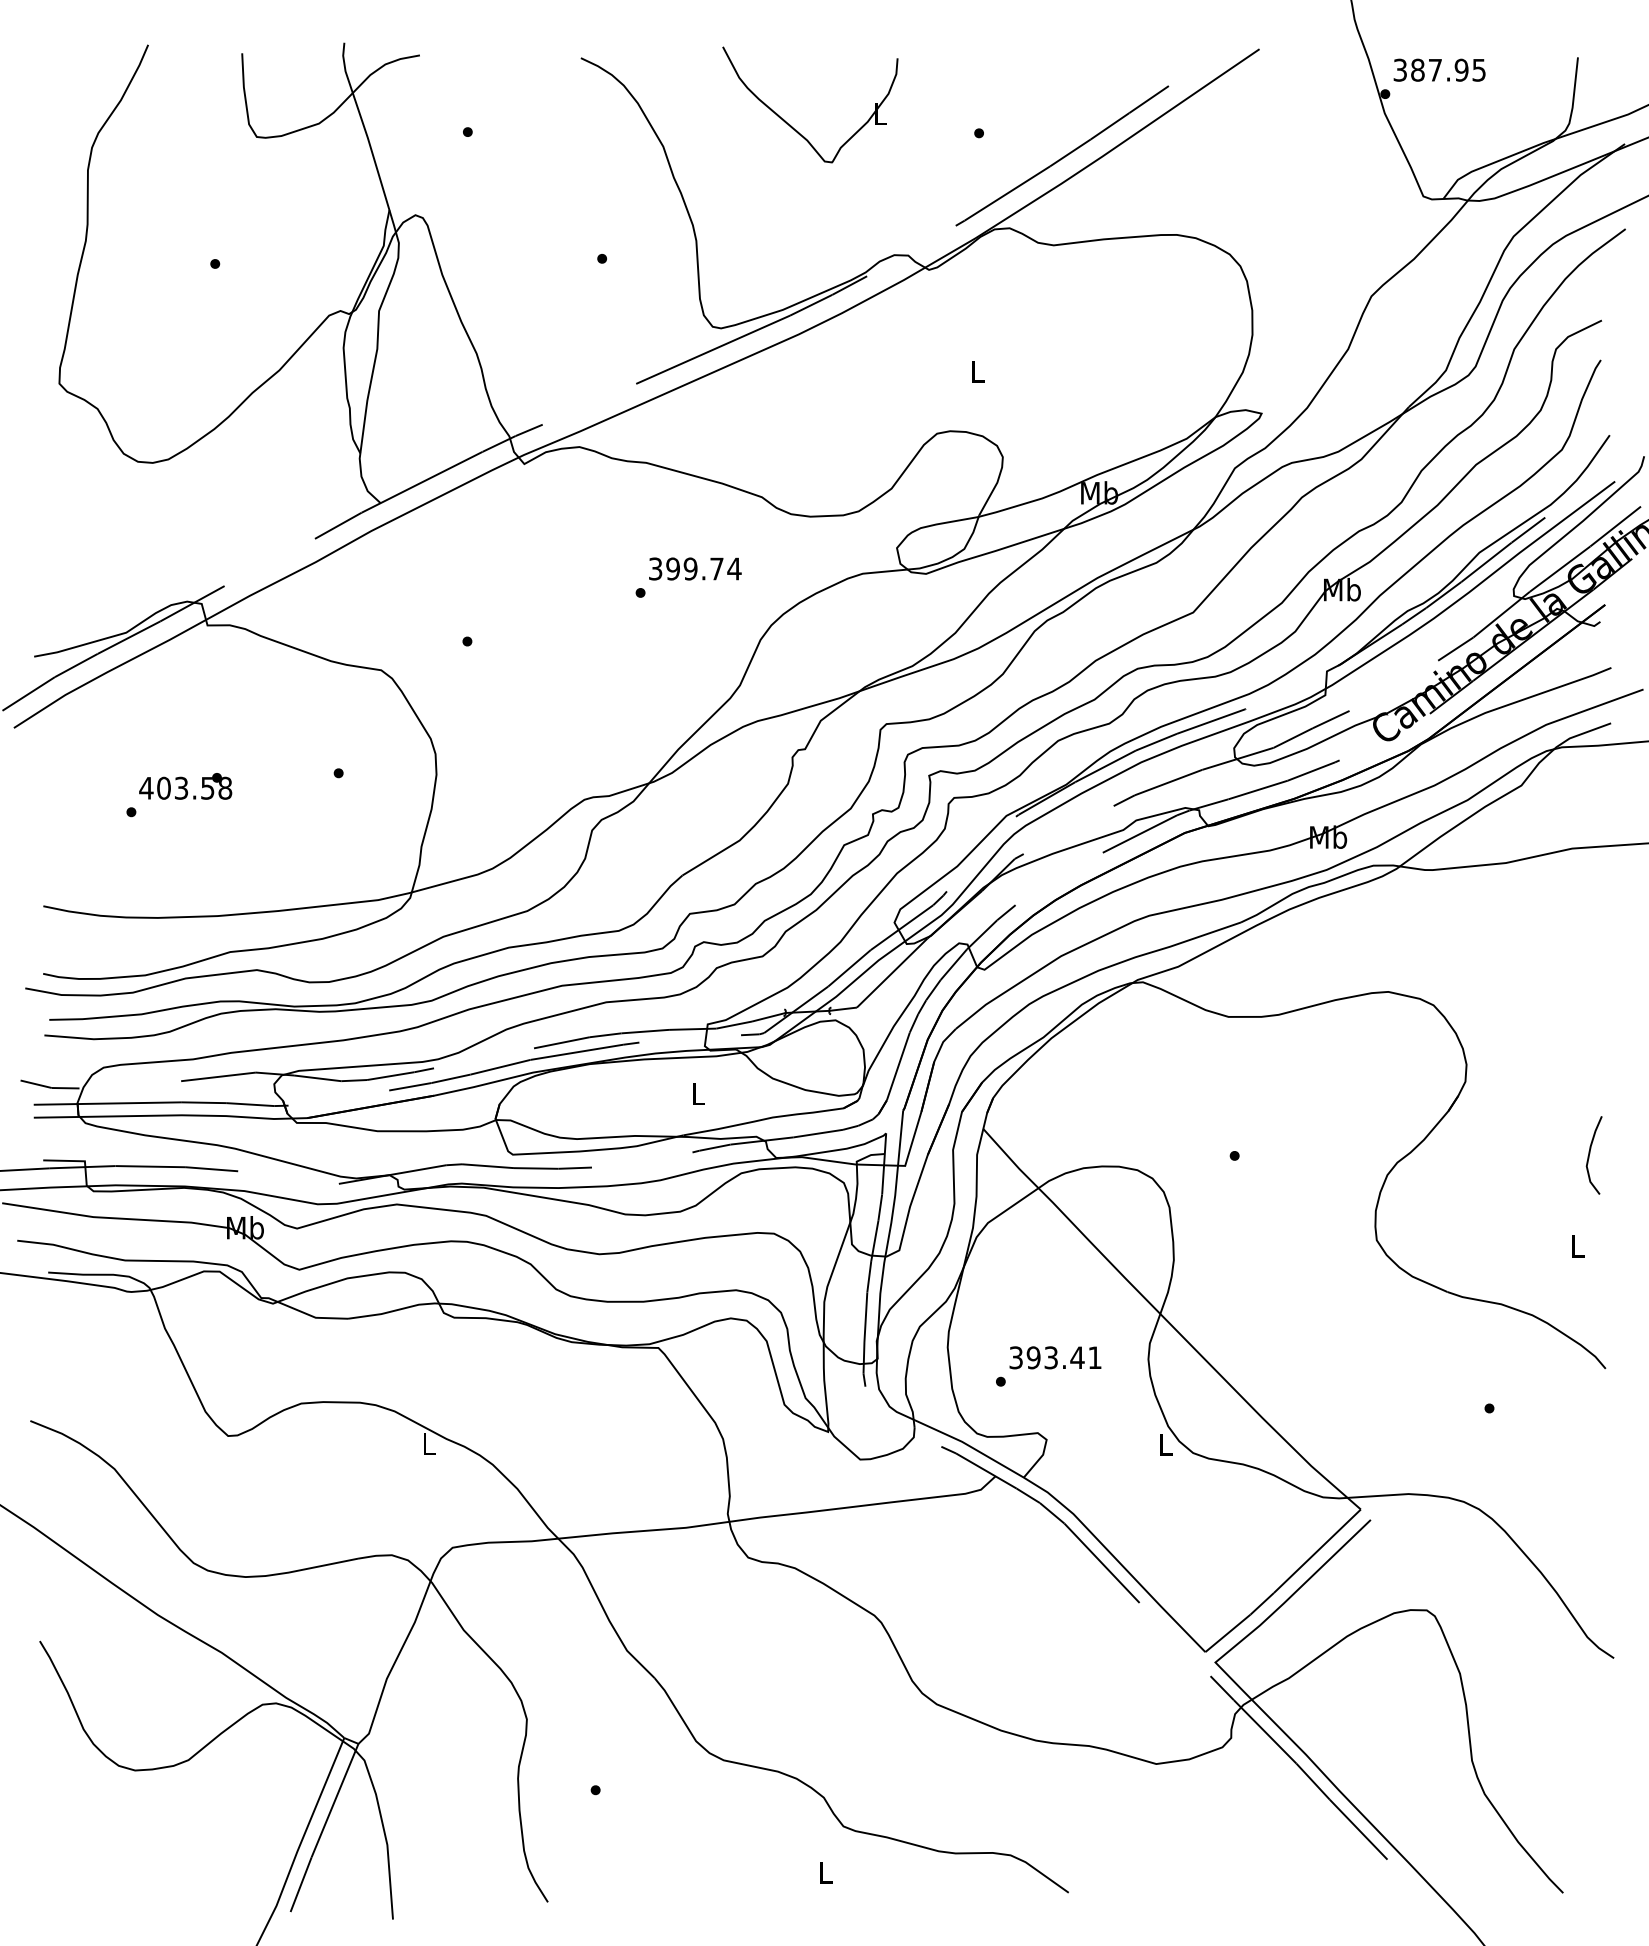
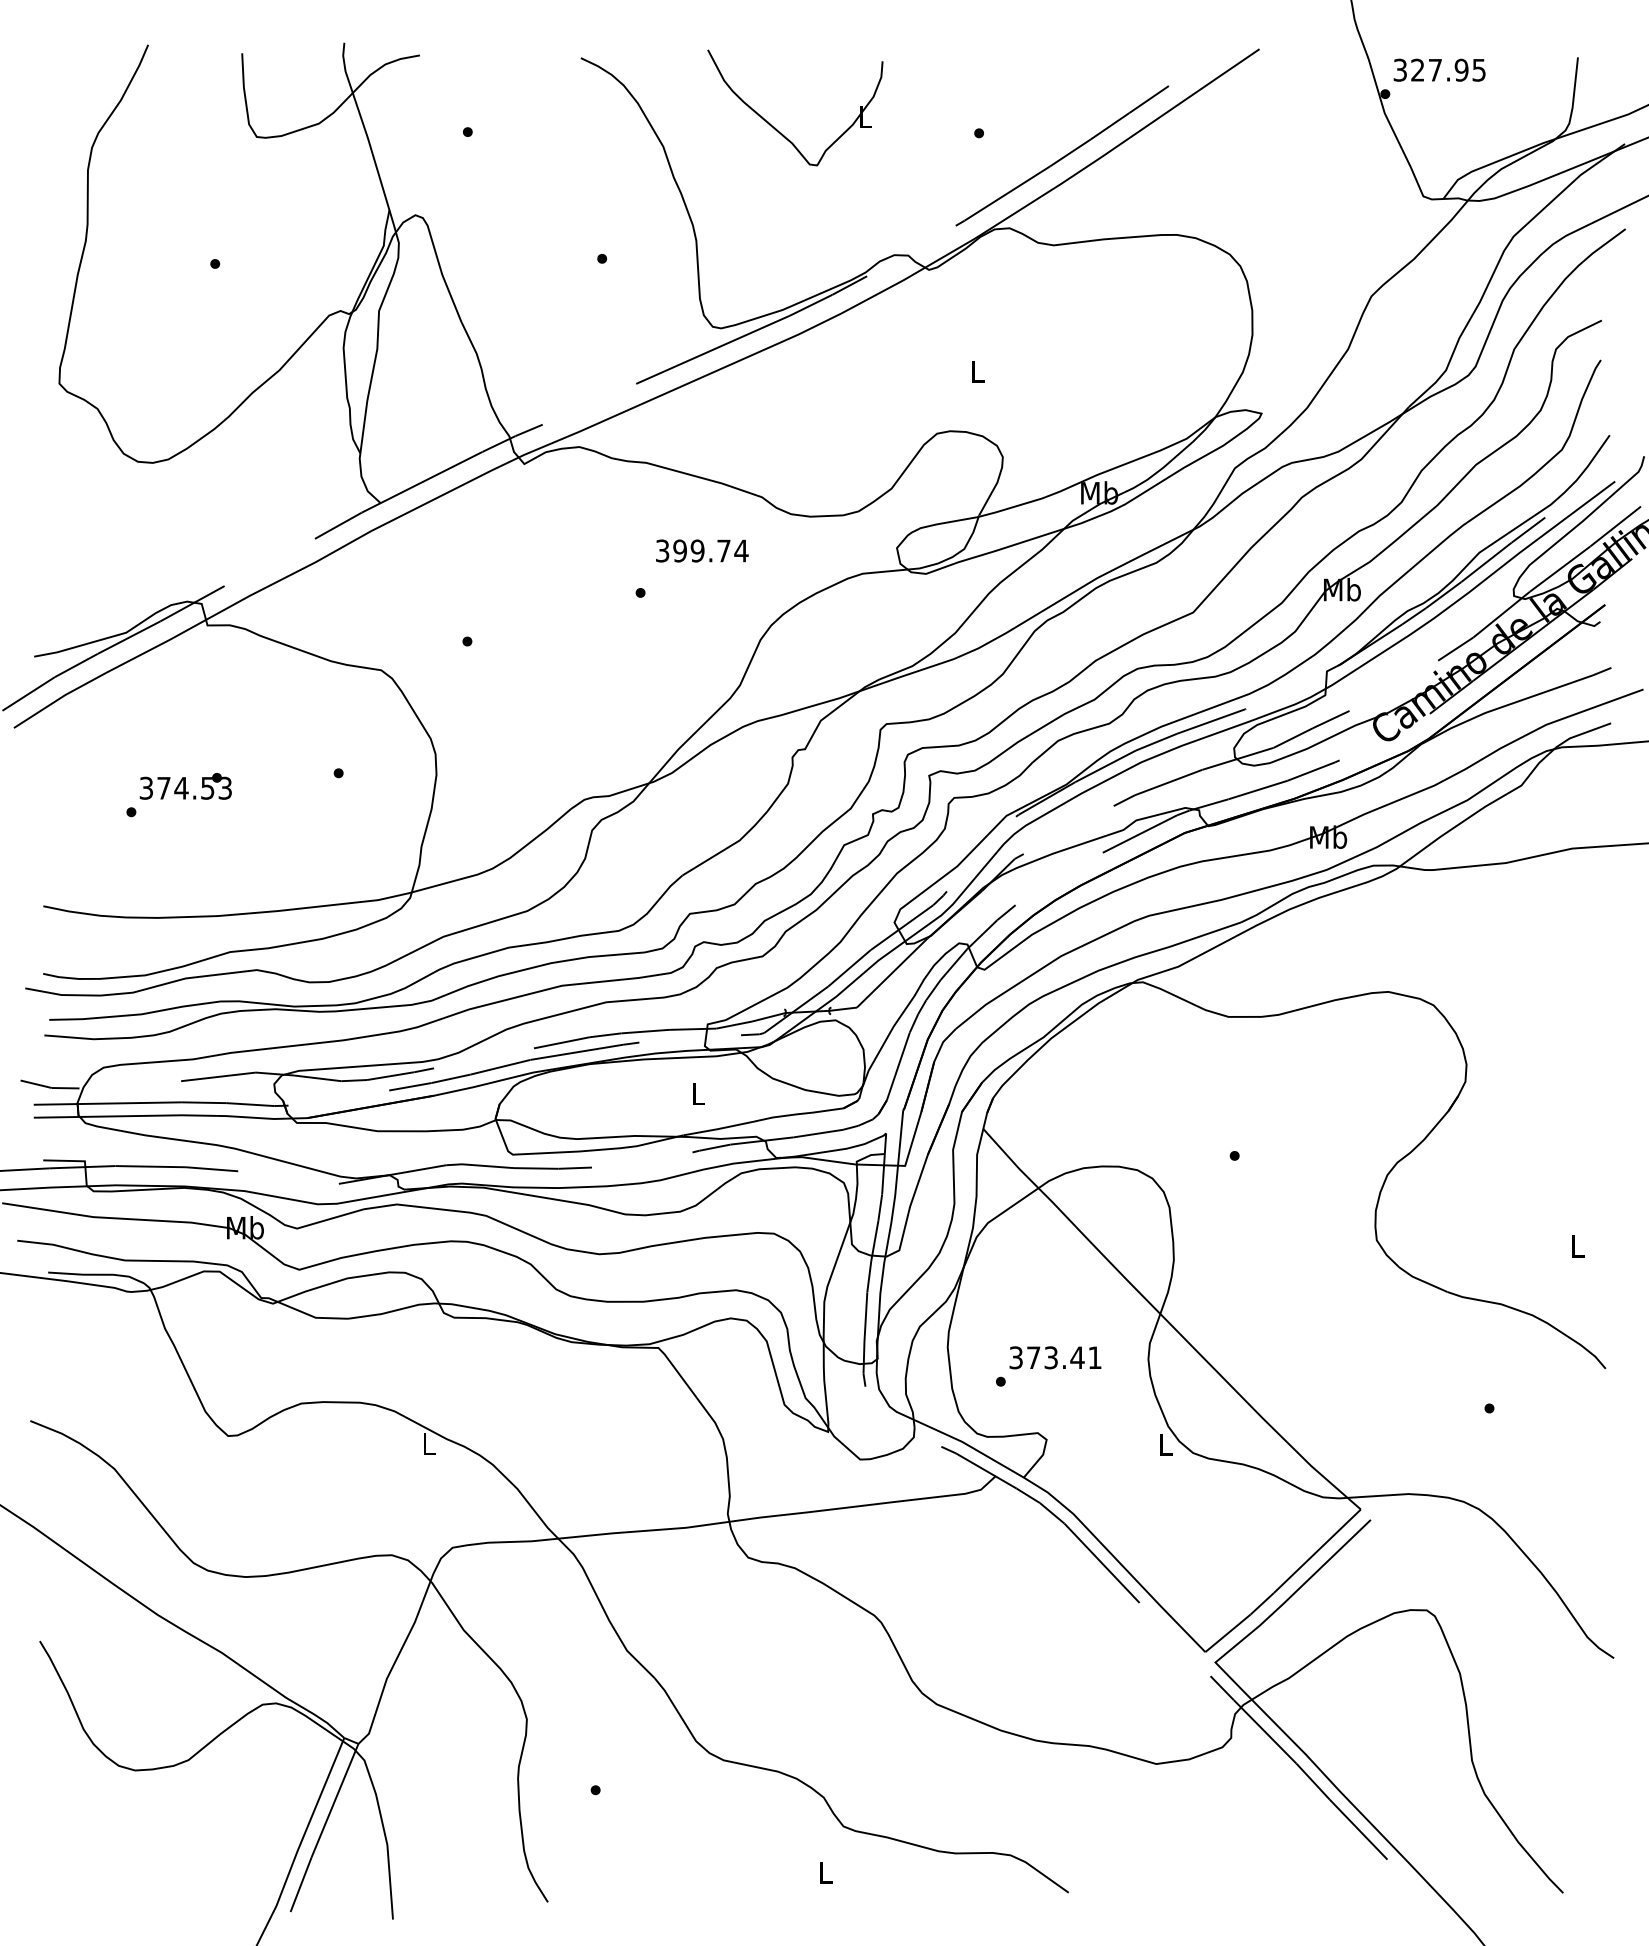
text: 387.95 -> 327.95 (1417, 69)
part position: (790, 124) -> (775, 127) (775, 127)
text position: (695, 568) -> (702, 550) (702, 550)
text: 403.58 -> 374.53 (185, 787)
curve: present -> none (1590, 1153)
text: 393.41 -> 373.41 (1033, 1357)
